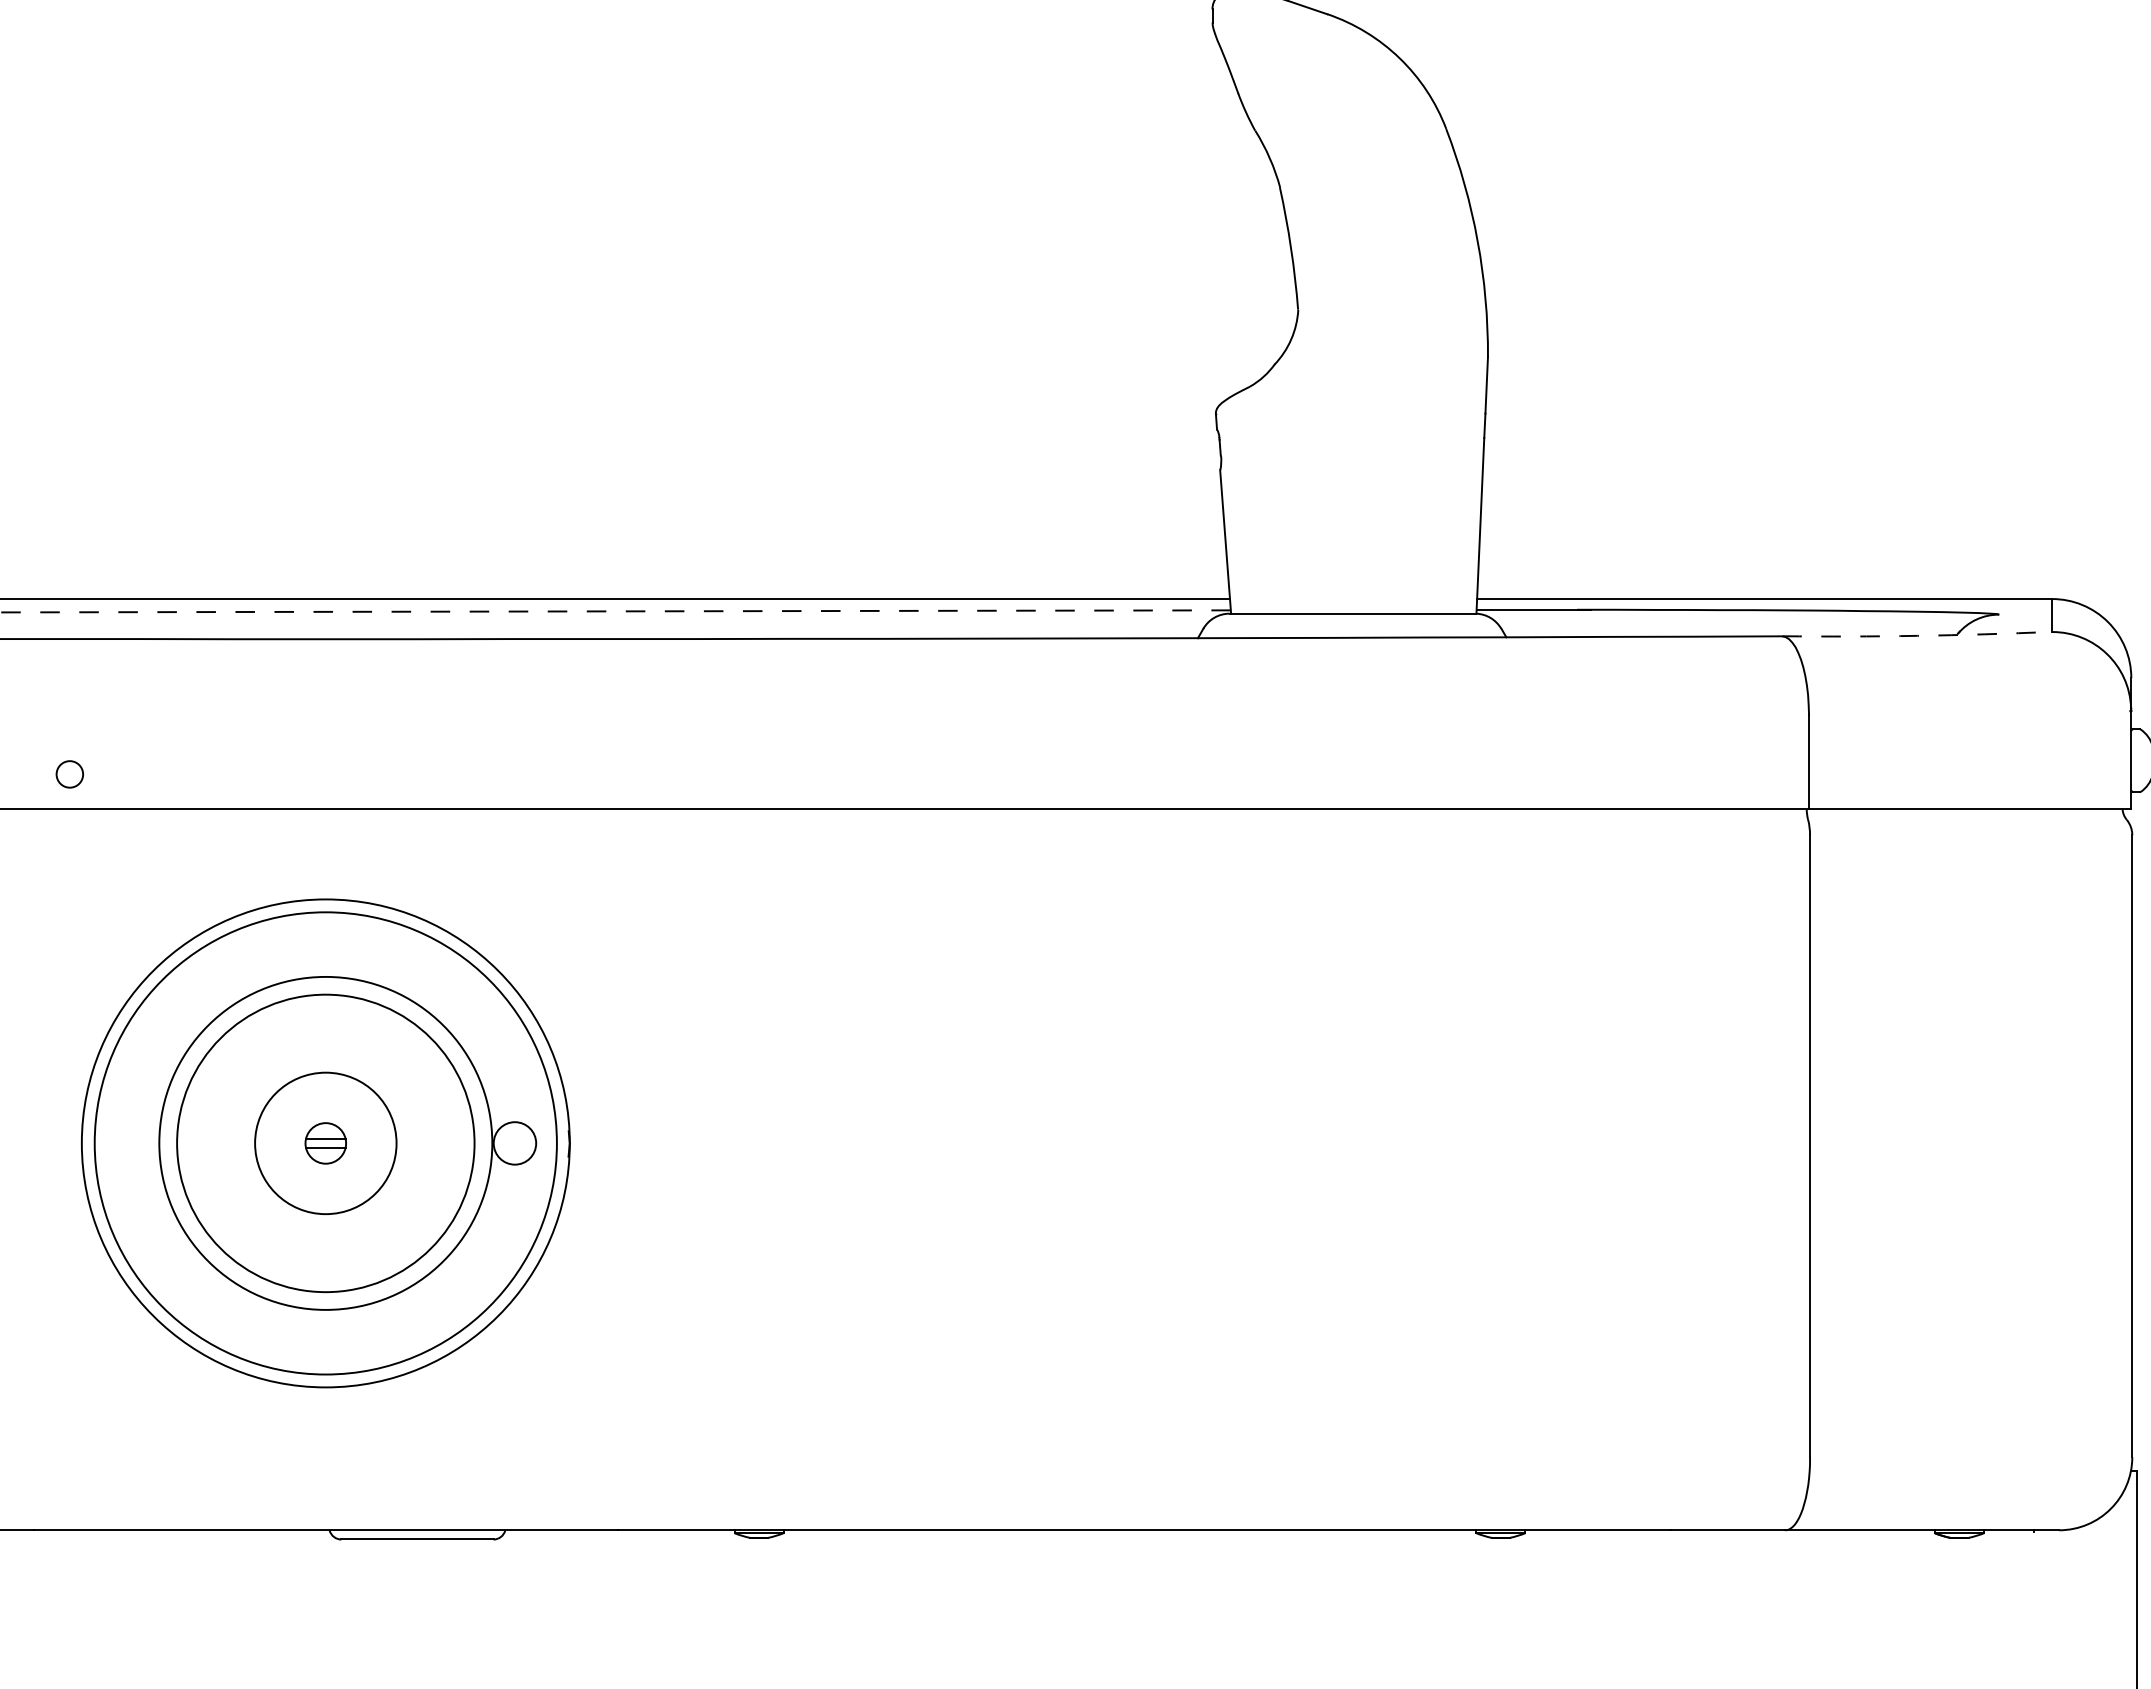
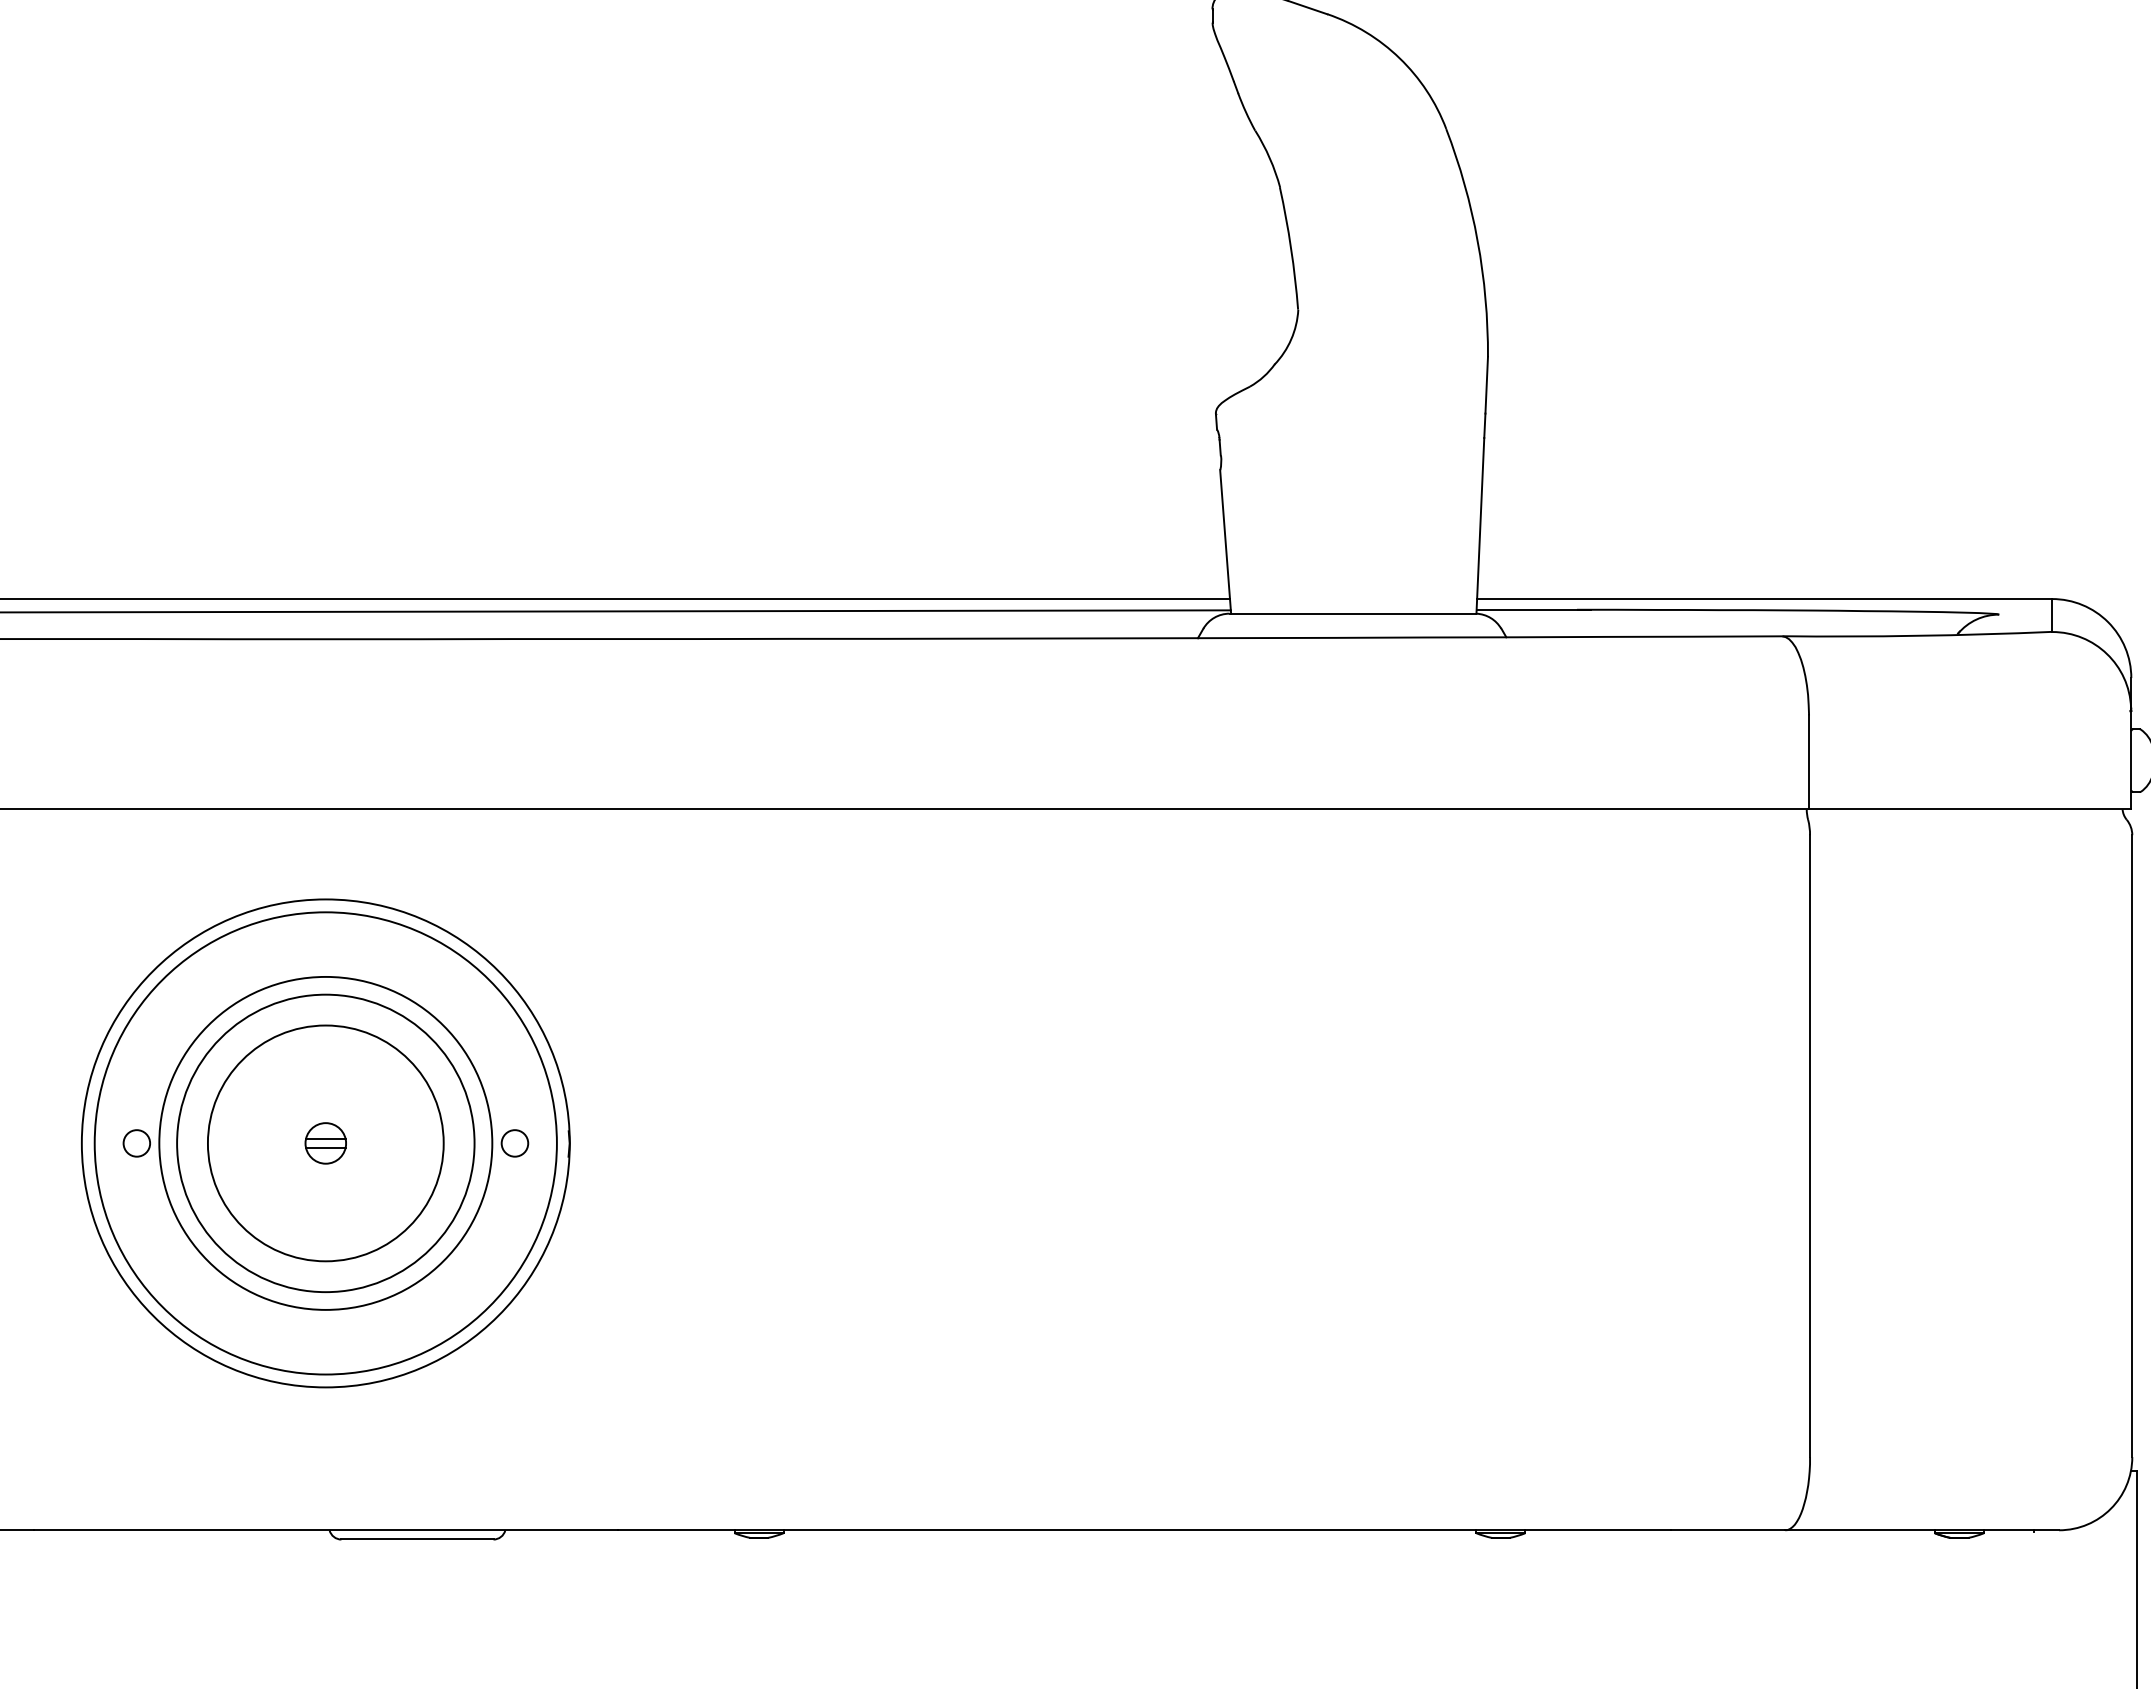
line: dashed -> solid (615, 611)
arc: dashed -> solid (1917, 635)
circle position: (69, 774) -> (136, 1143) (136, 1143)
circle diameter: 141 px -> 236 px (325, 1143)
circle diameter: 42 px -> 27 px (514, 1143)
